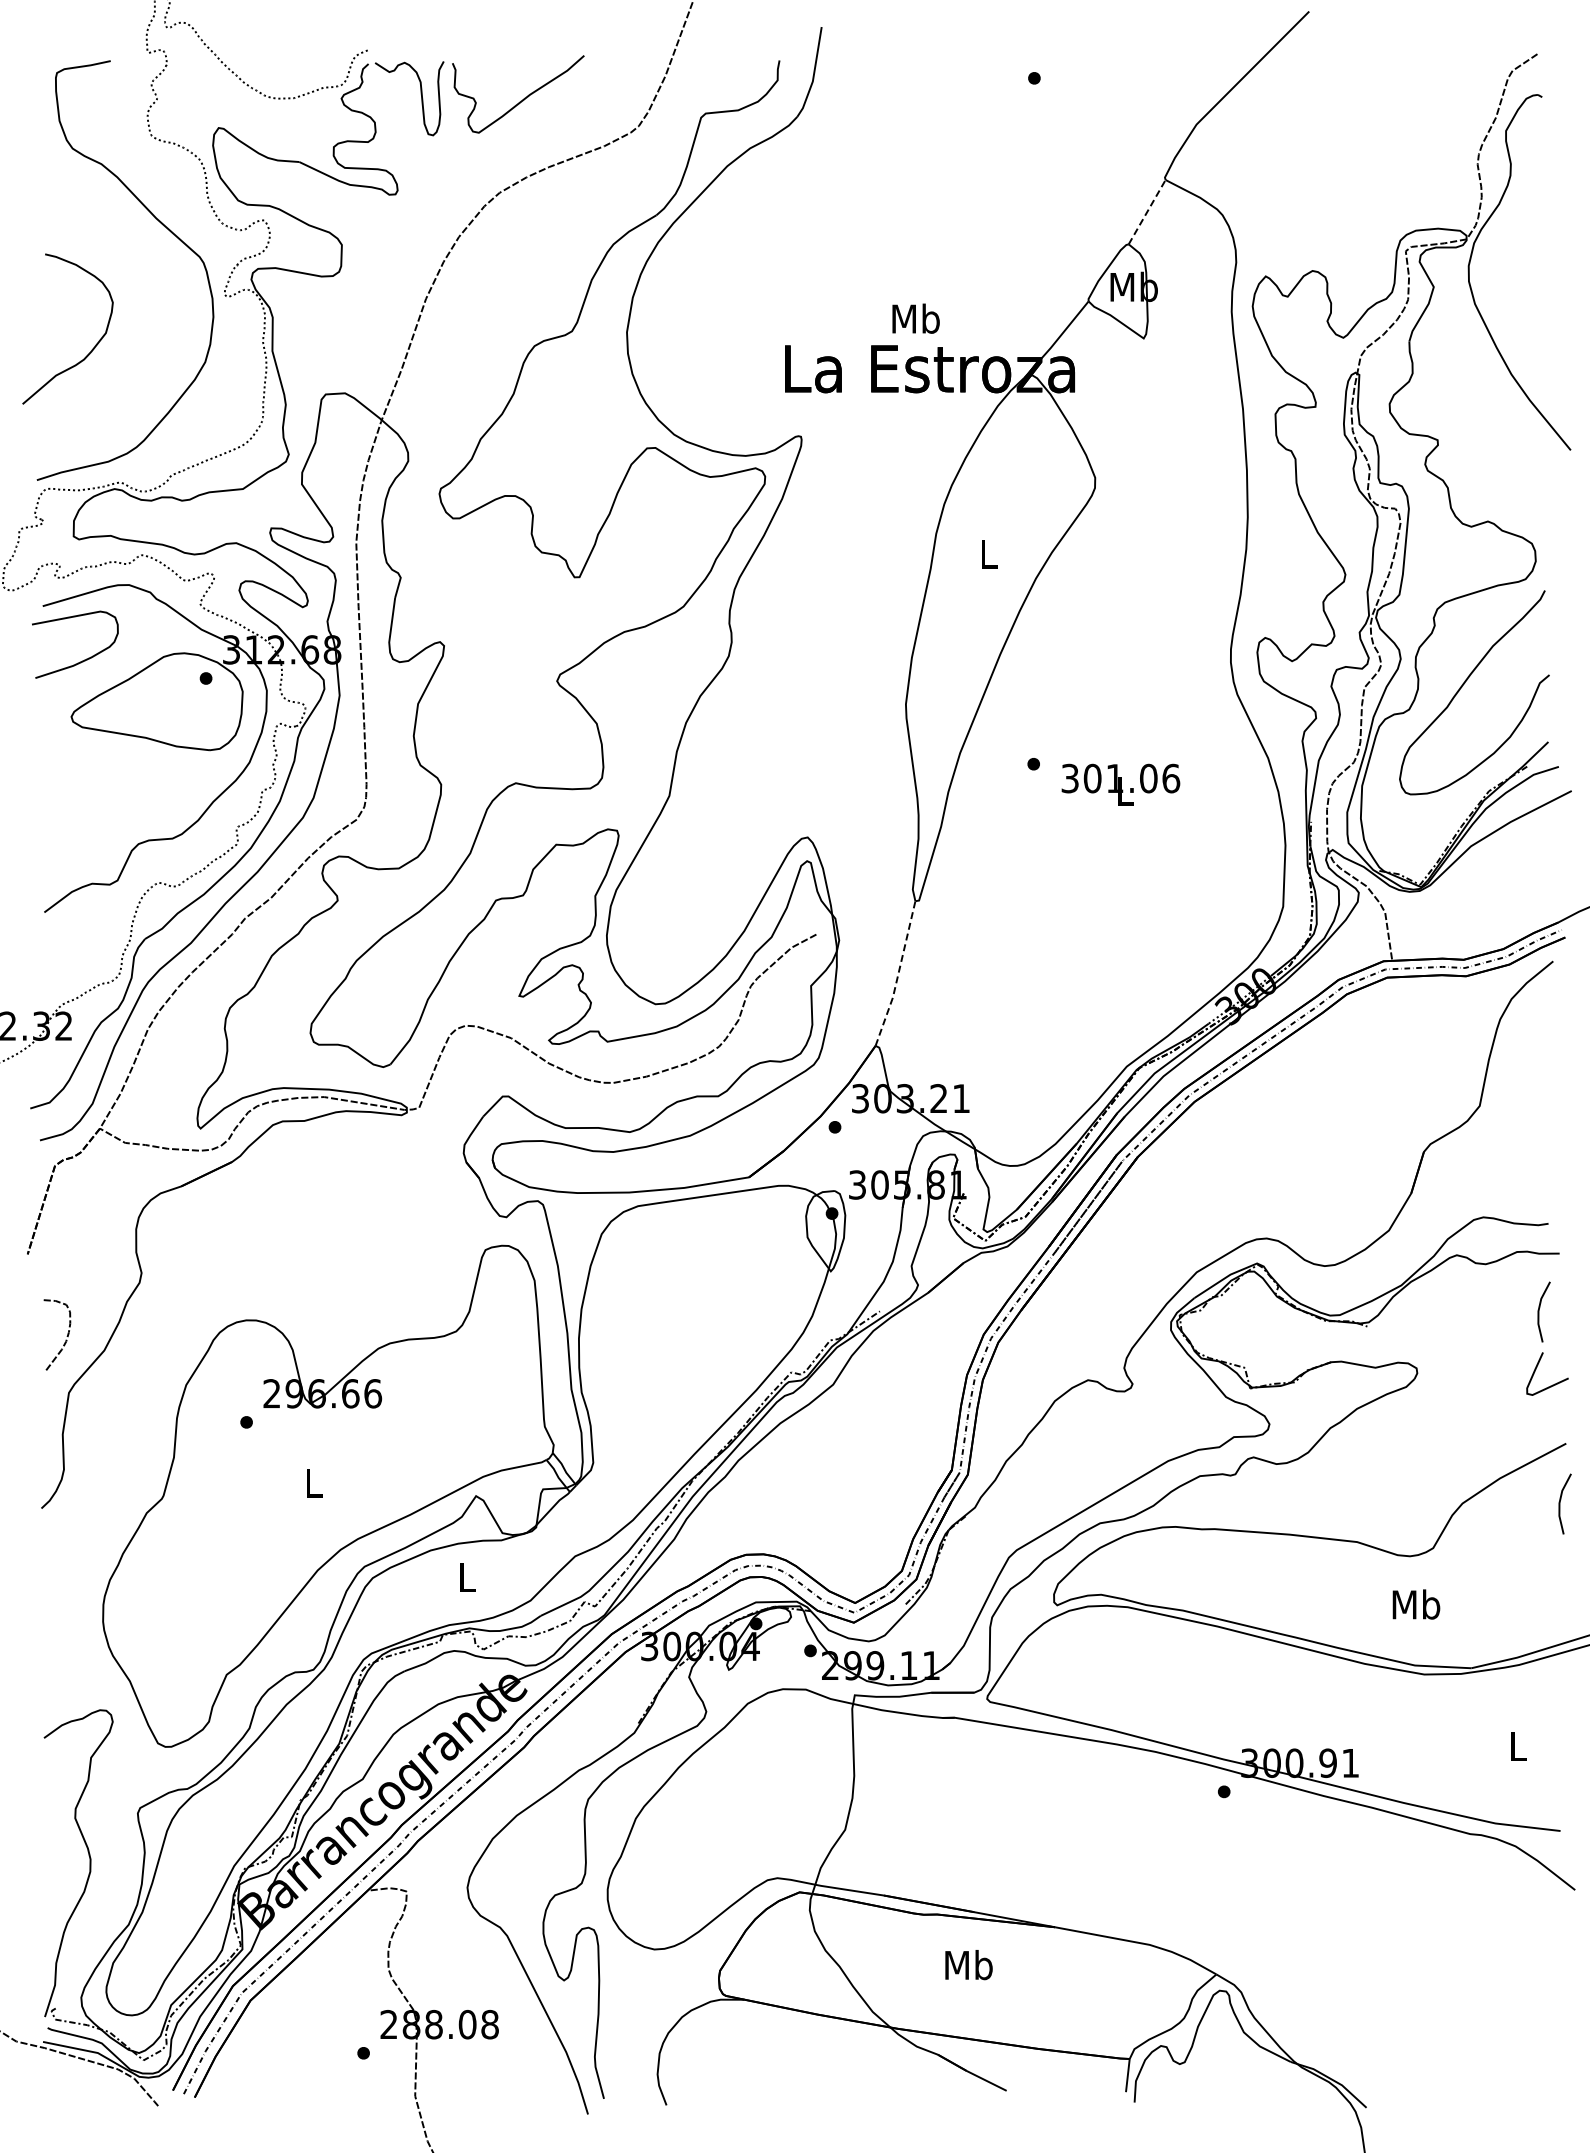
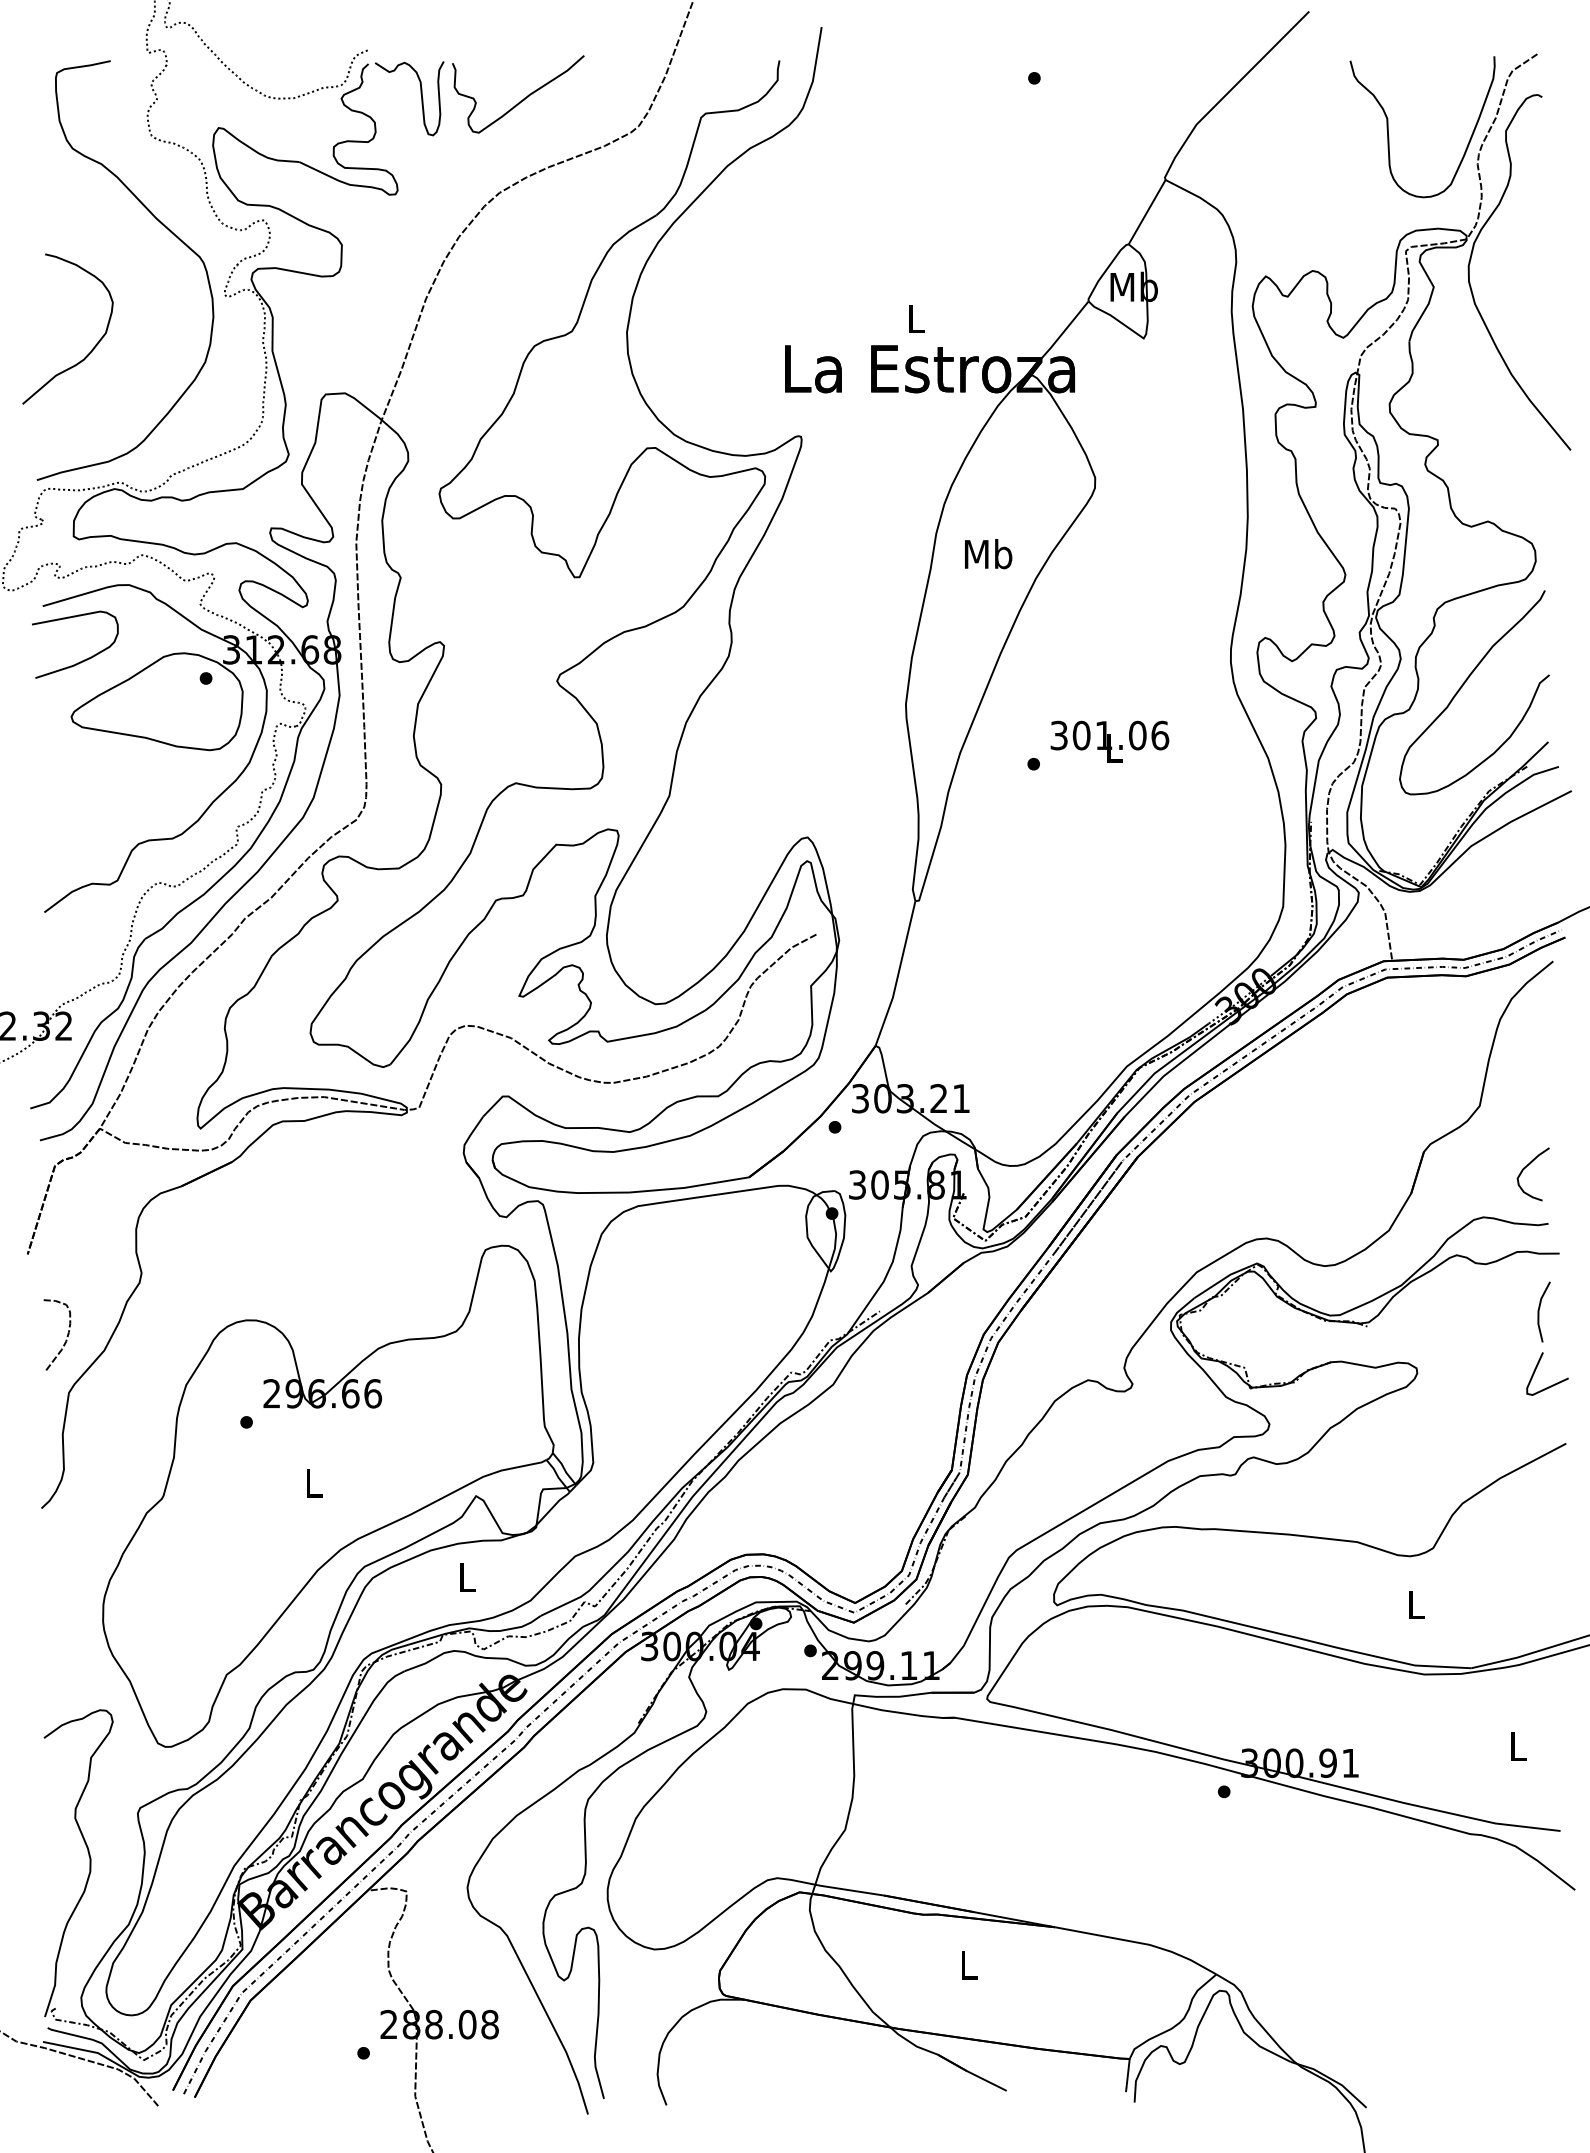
curve: none -> present (1388, 127)
line: dashed -> solid (1147, 211)
text: Mb -> L (915, 318)
text: L -> Mb (988, 554)
text position: (1120, 784) -> (1109, 741) (1109, 741)
line: dashed -> solid (898, 974)
curve: none -> present (1526, 1167)
line: present -> none (1560, 1503)
text: Mb -> L (1416, 1604)
text: Mb -> L (968, 1965)
